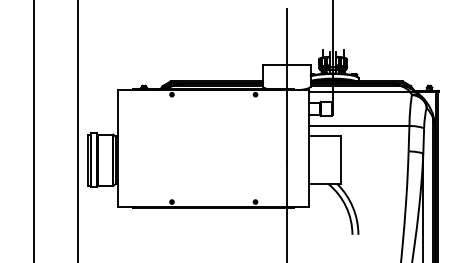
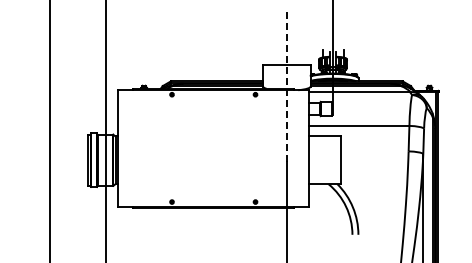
line: solid -> dashed (286, 85)
line position: (33, 130) -> (49, 130) (49, 130)
line position: (78, 130) -> (106, 130) (106, 130)
